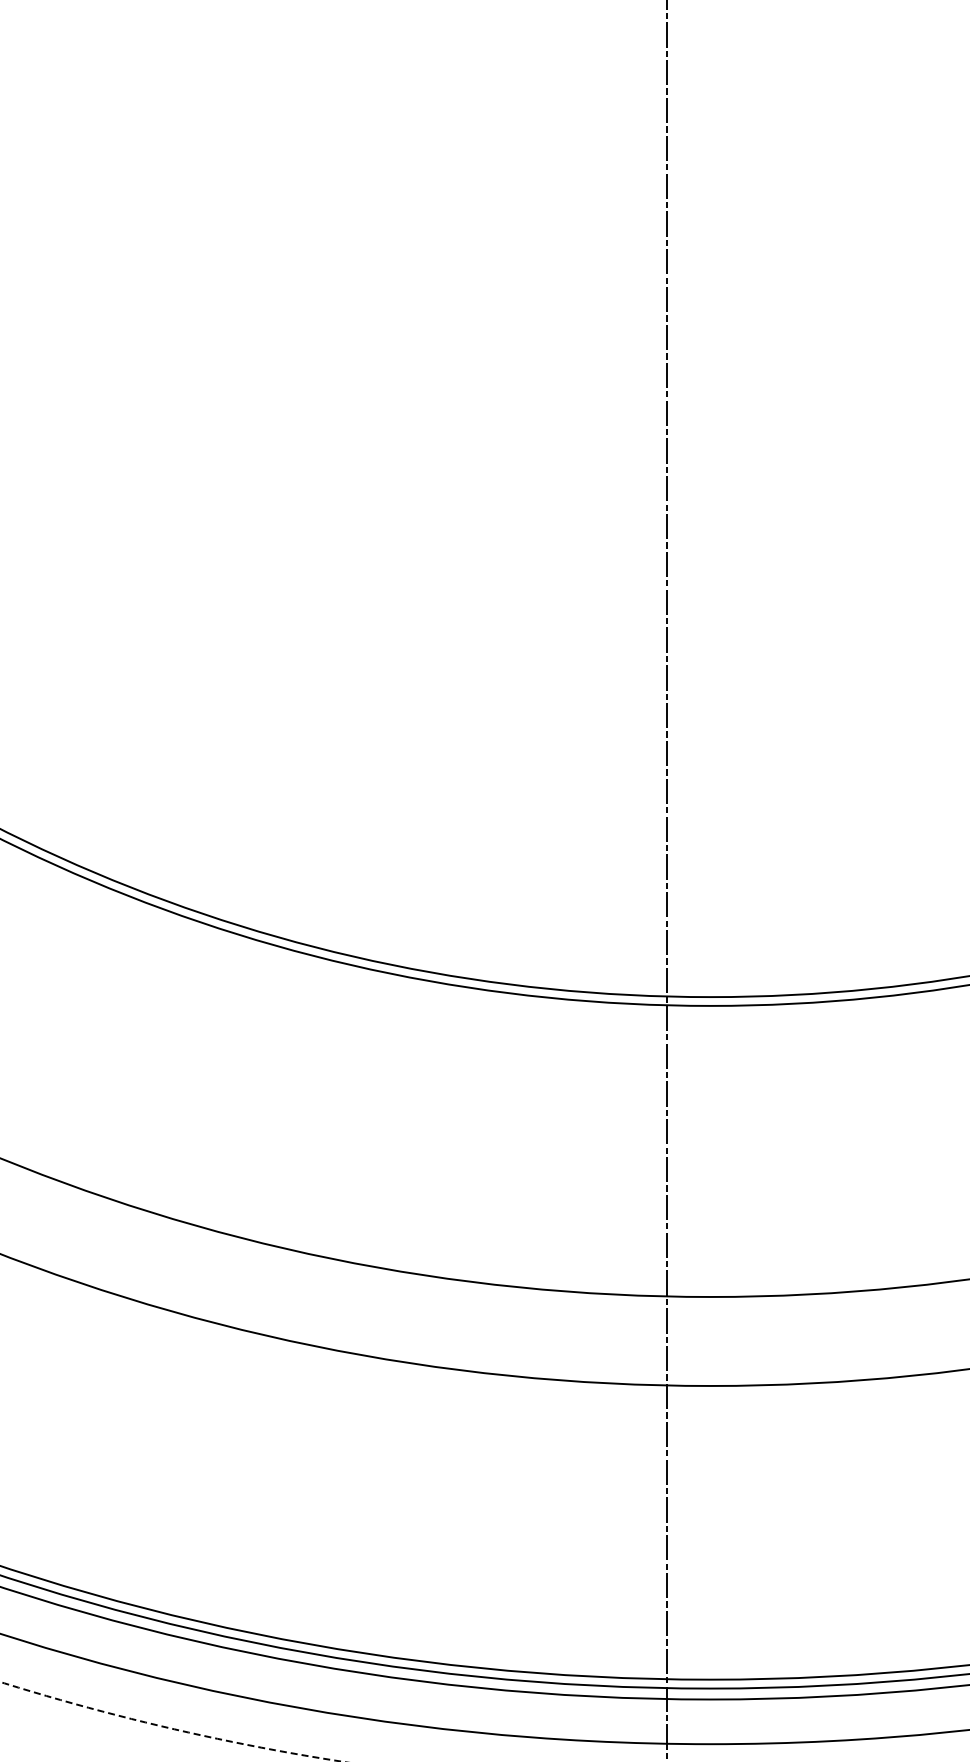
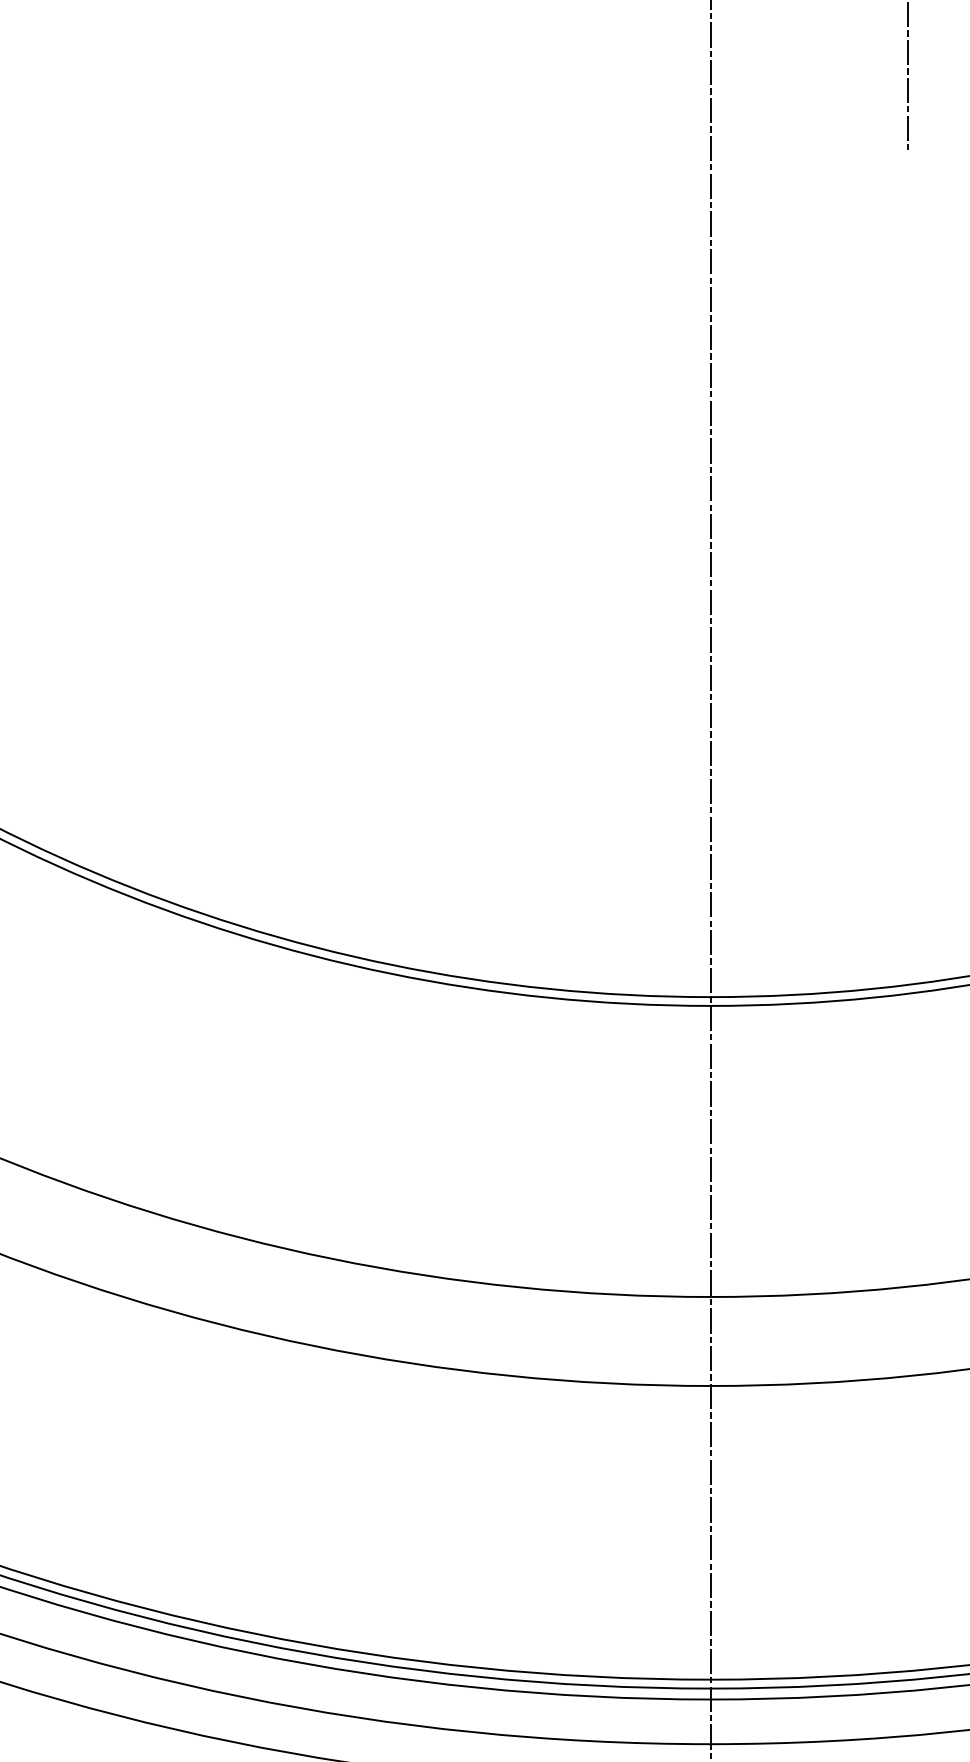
line: none -> present (907, 76)
line position: (666, 880) -> (710, 880) (710, 880)
circle: dashed -> solid (172, 1721)
